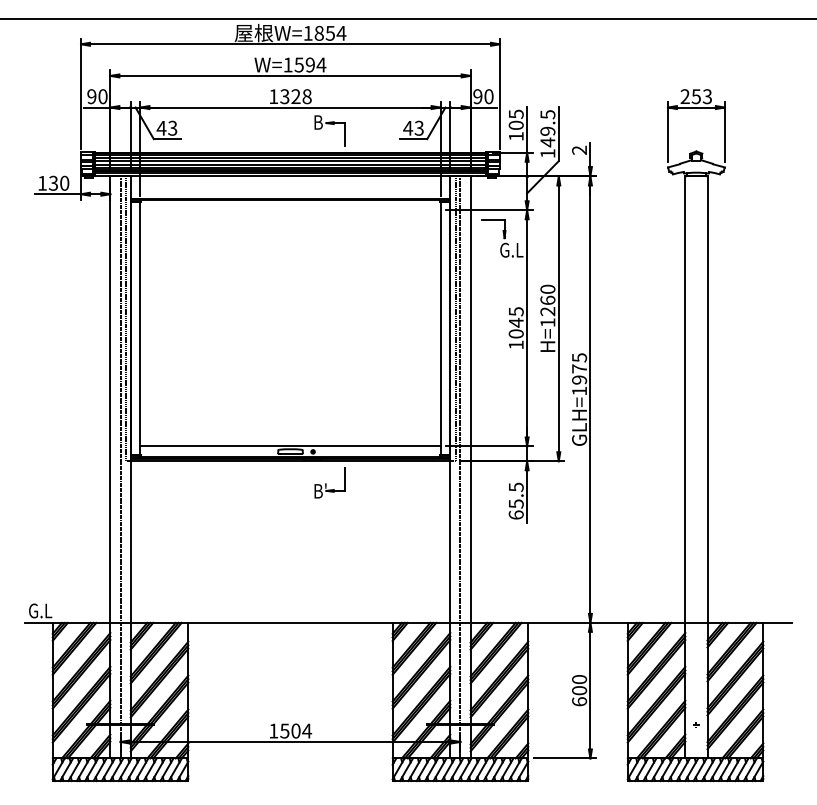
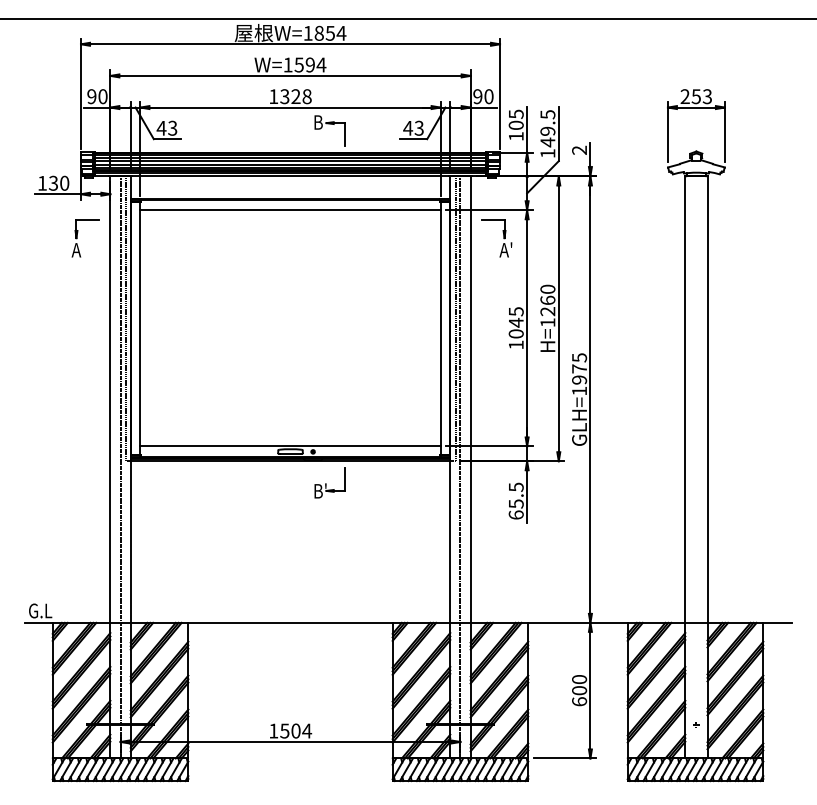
line: none -> present (290, 210)
part: none -> present (77, 238)
text: G.L -> A' (511, 249)
